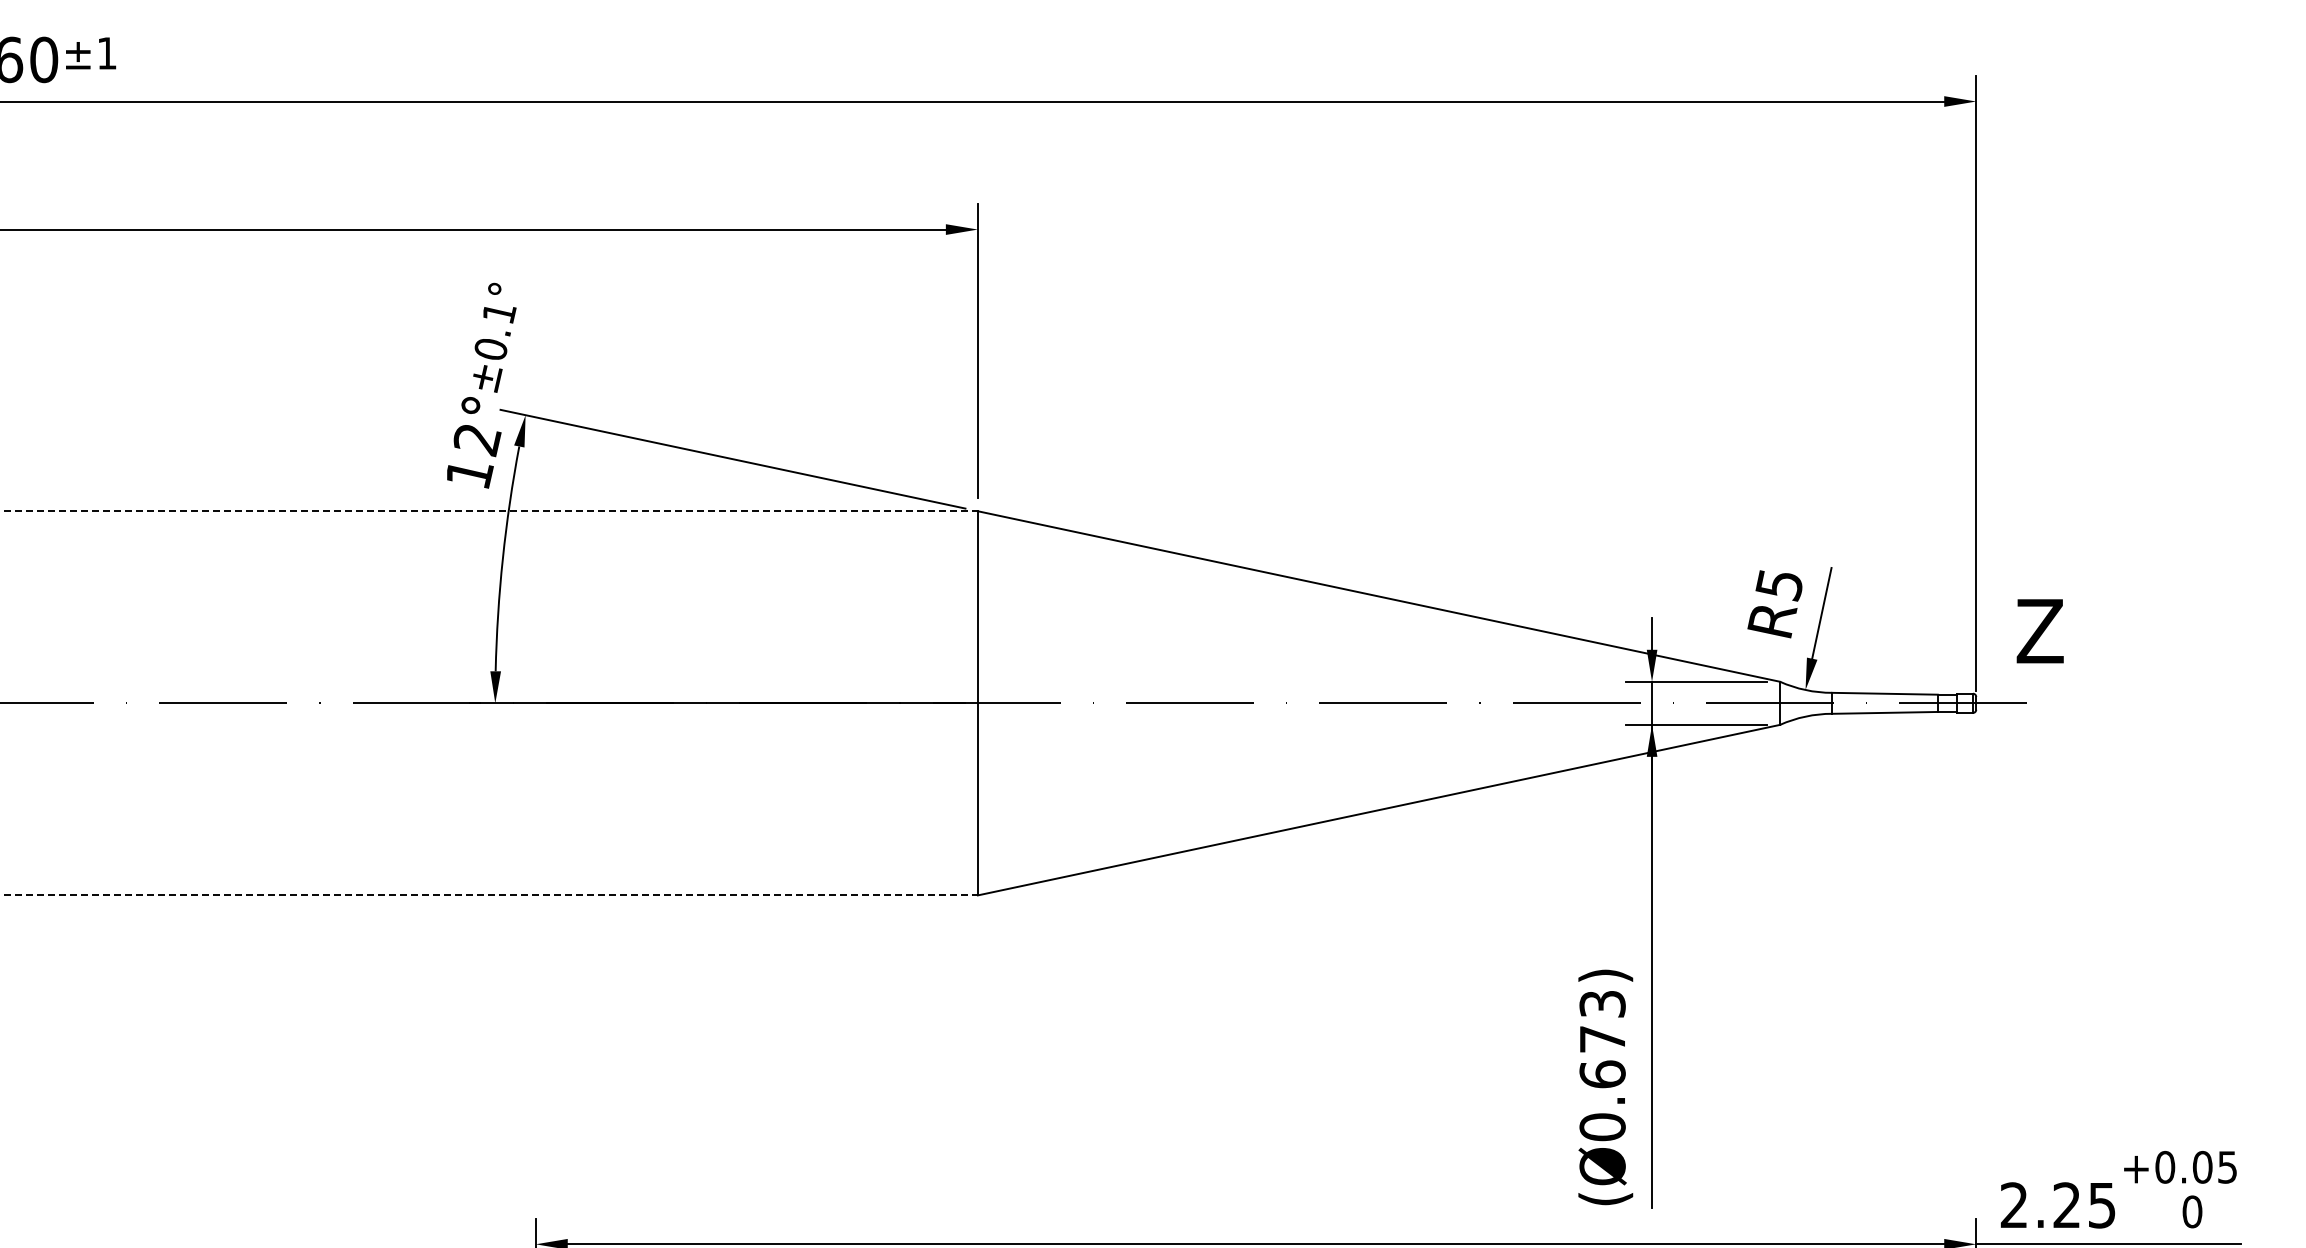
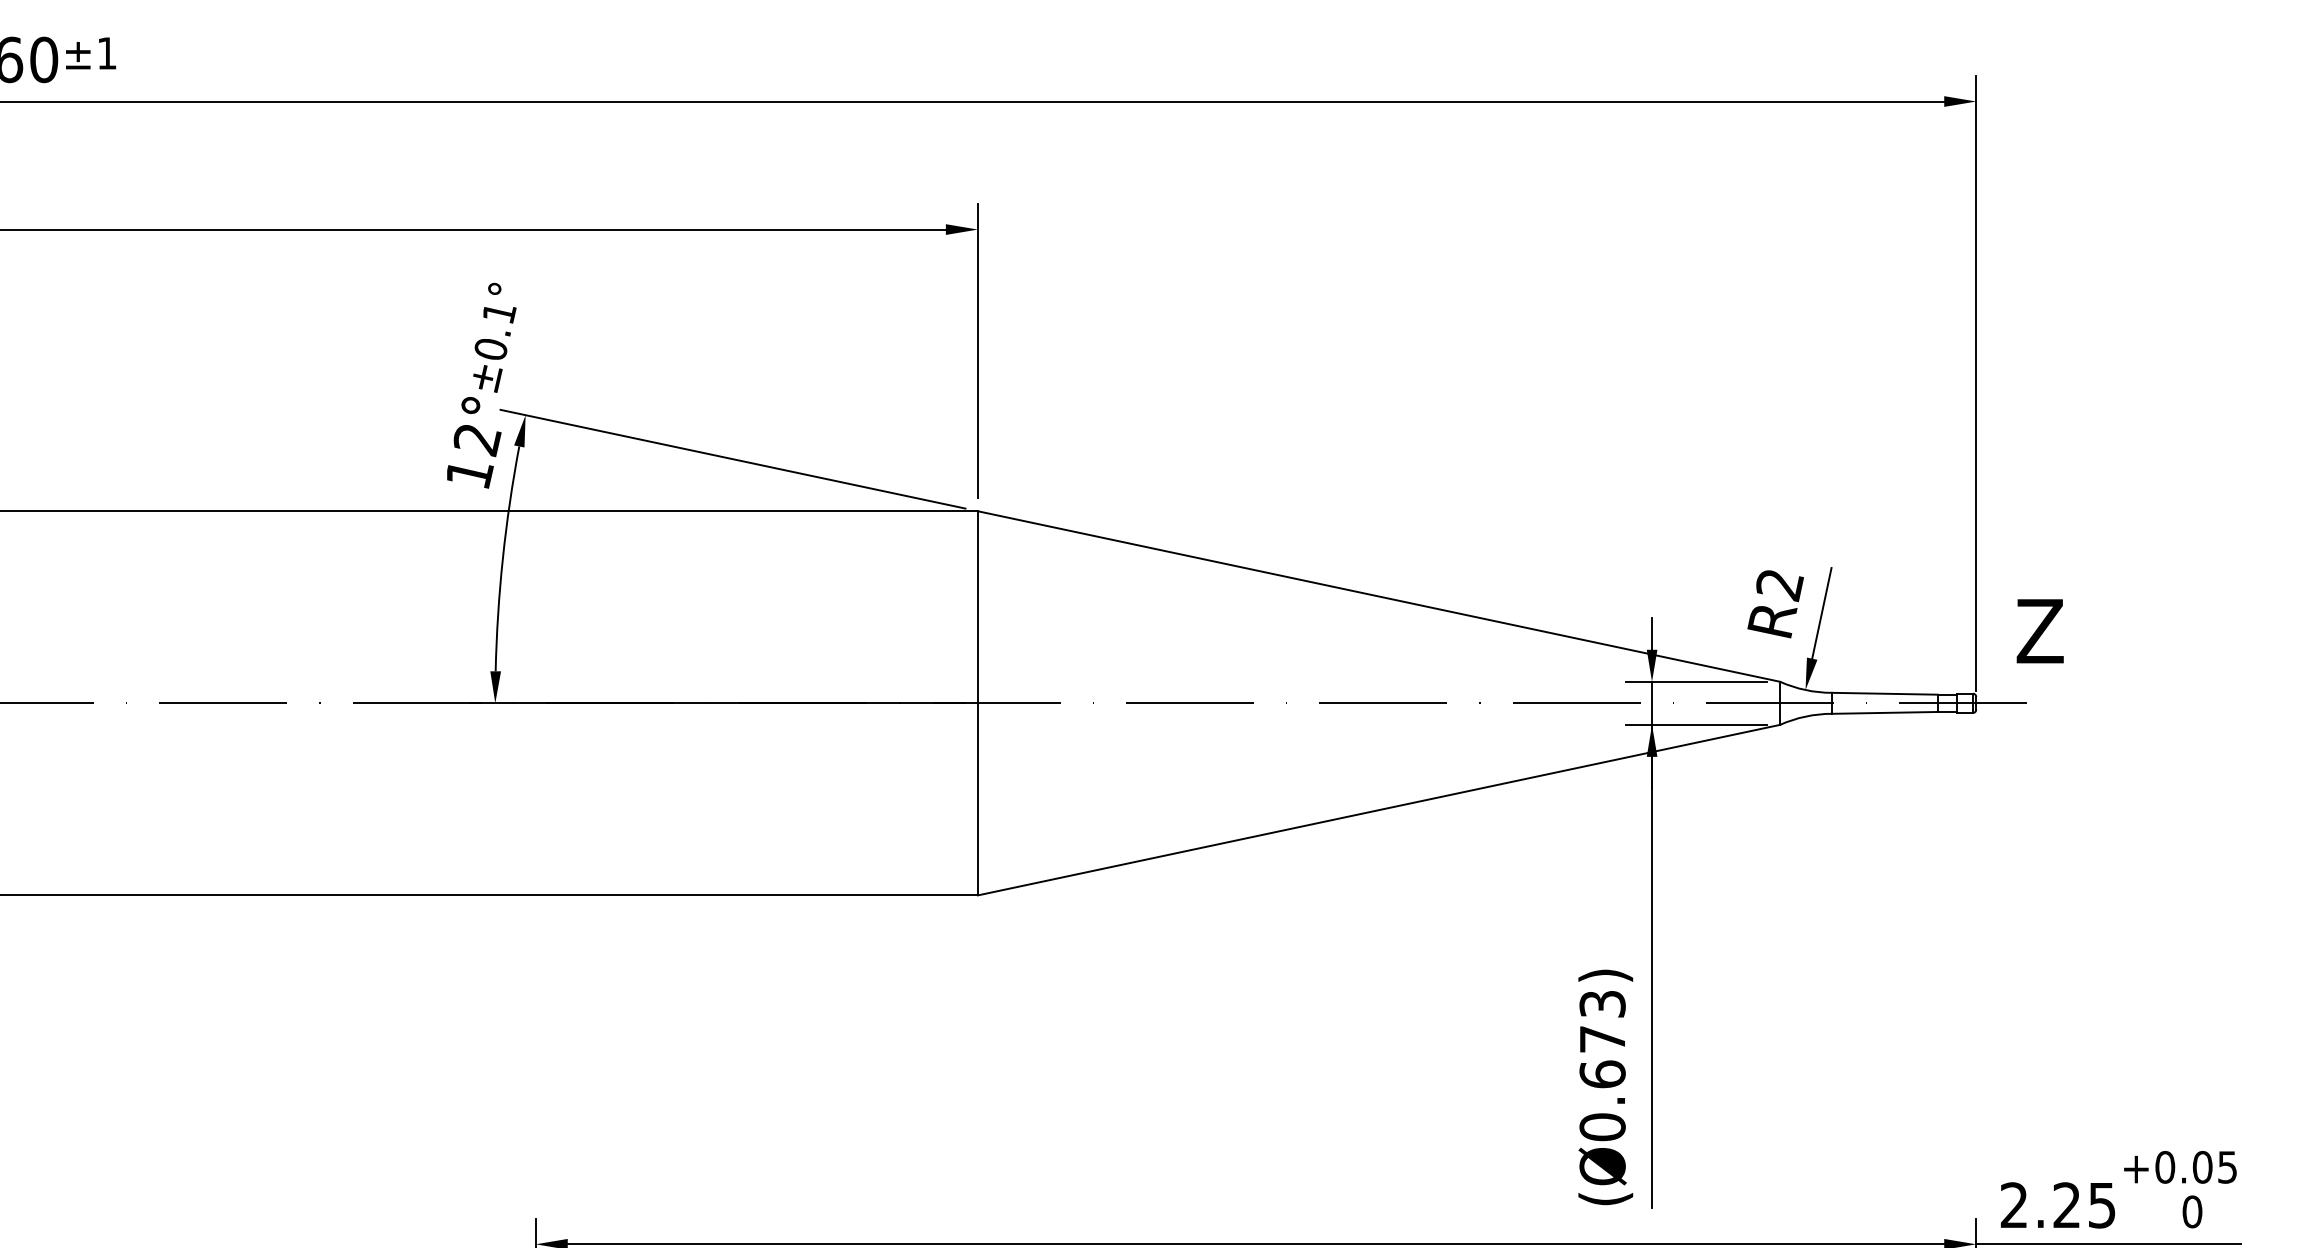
line: dashed -> solid (489, 511)
text: R5 -> R2 (1779, 586)
line: dashed -> solid (489, 895)
